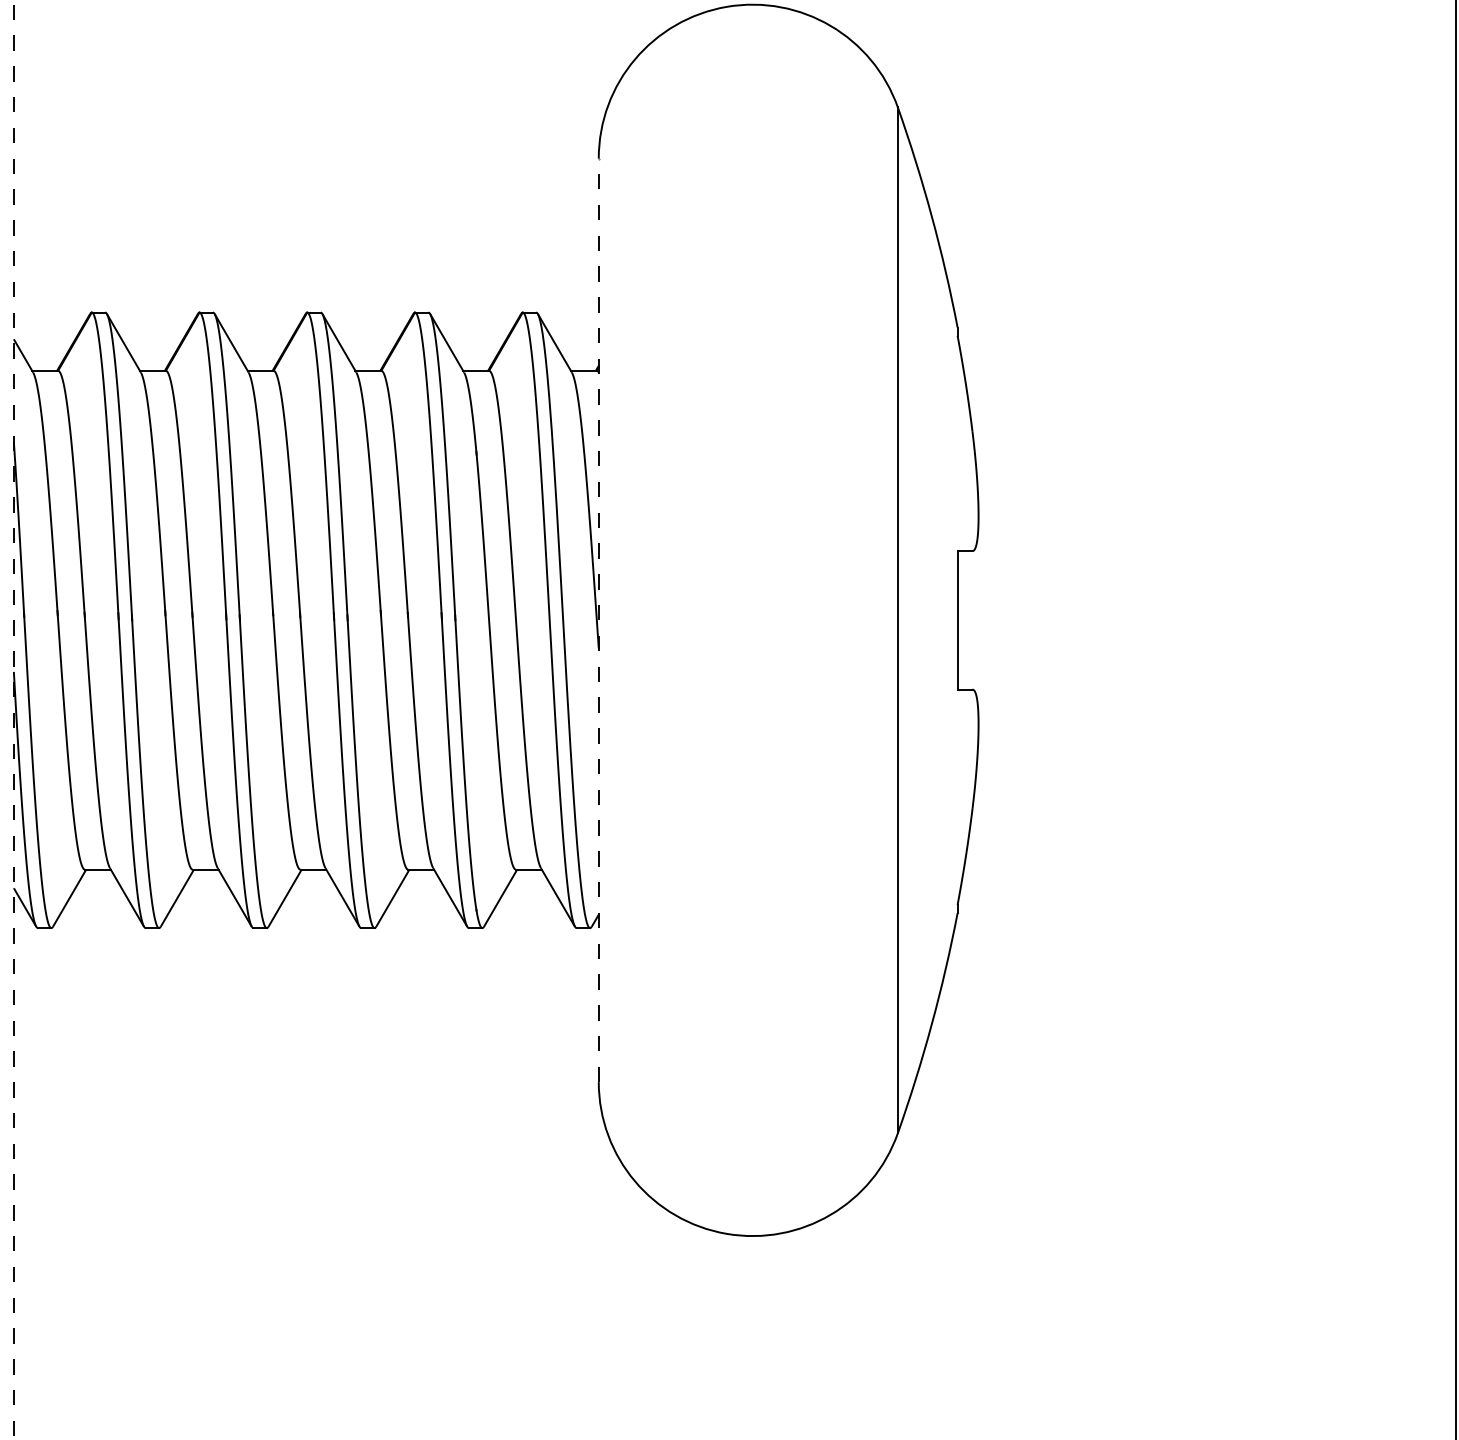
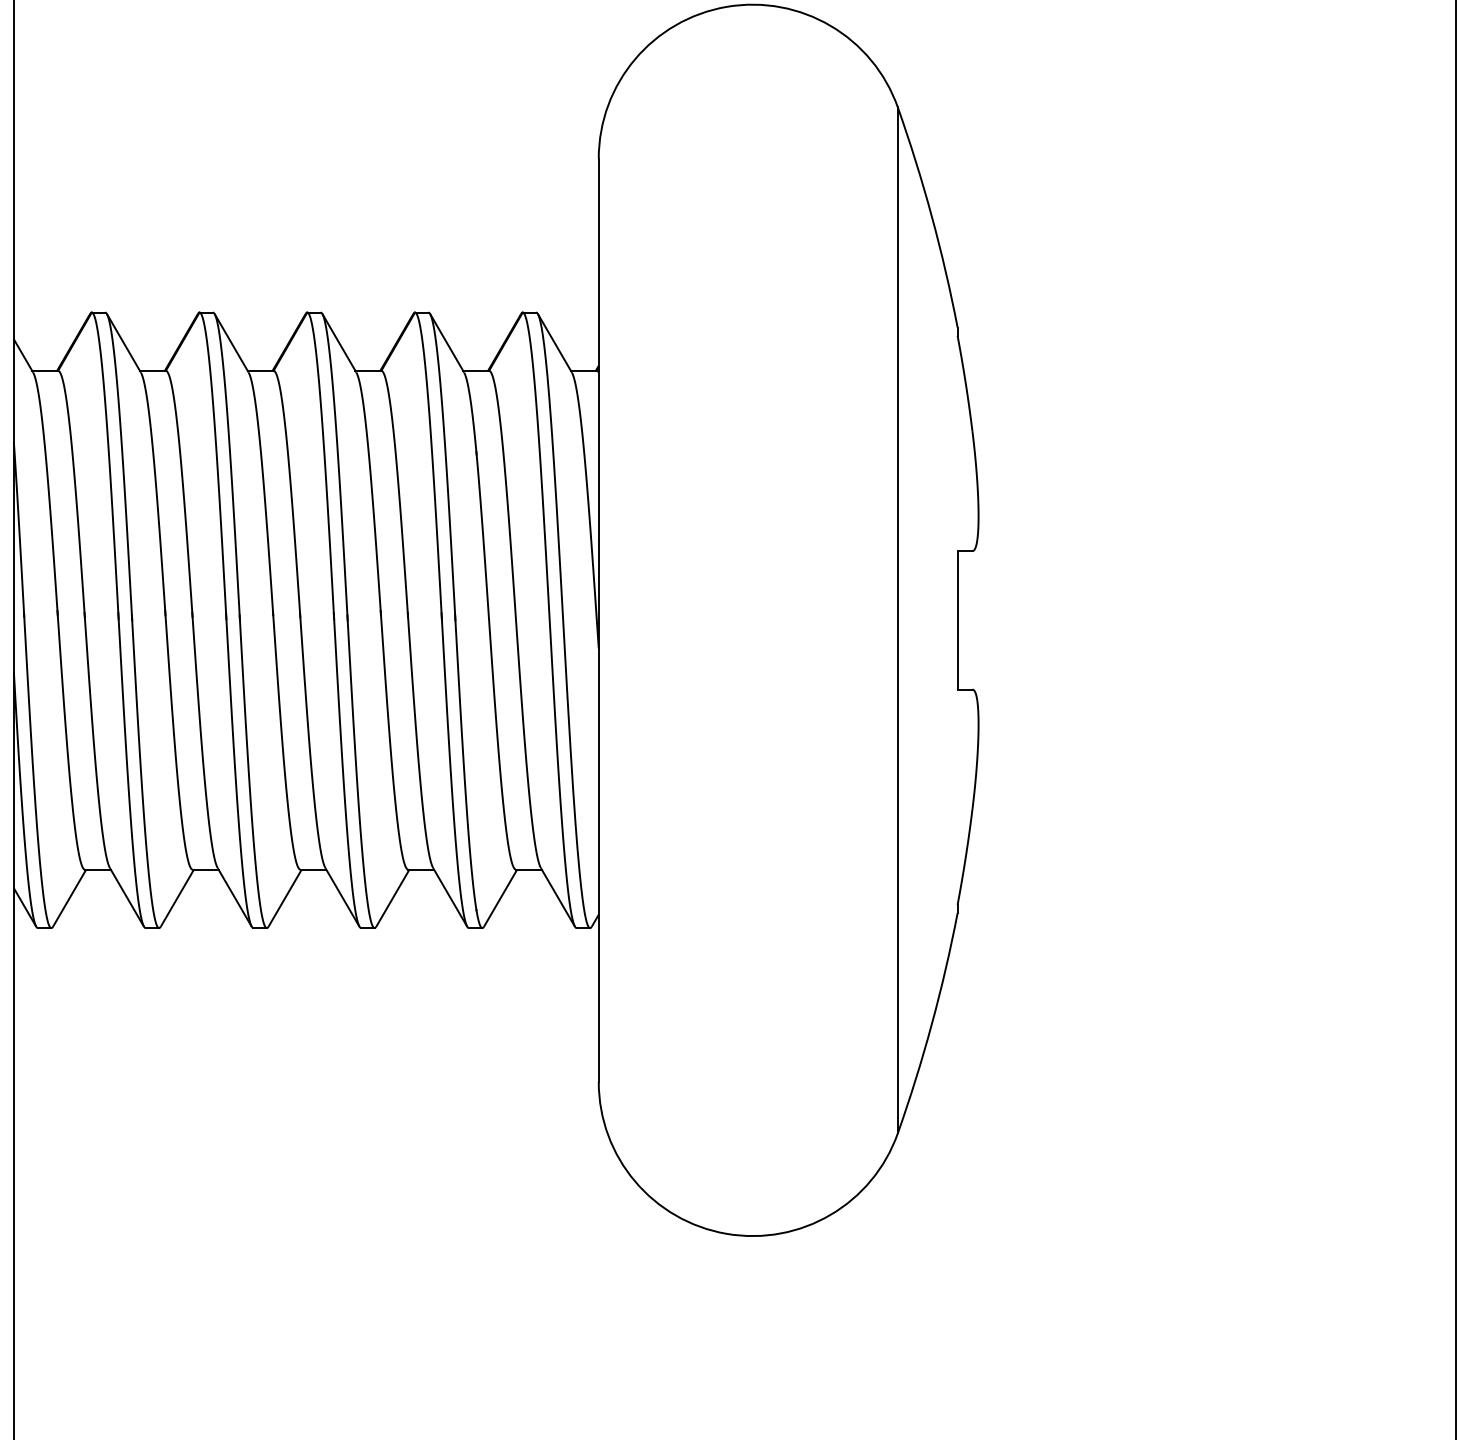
line: dashed -> solid (598, 620)
line: dashed -> solid (13, 720)
